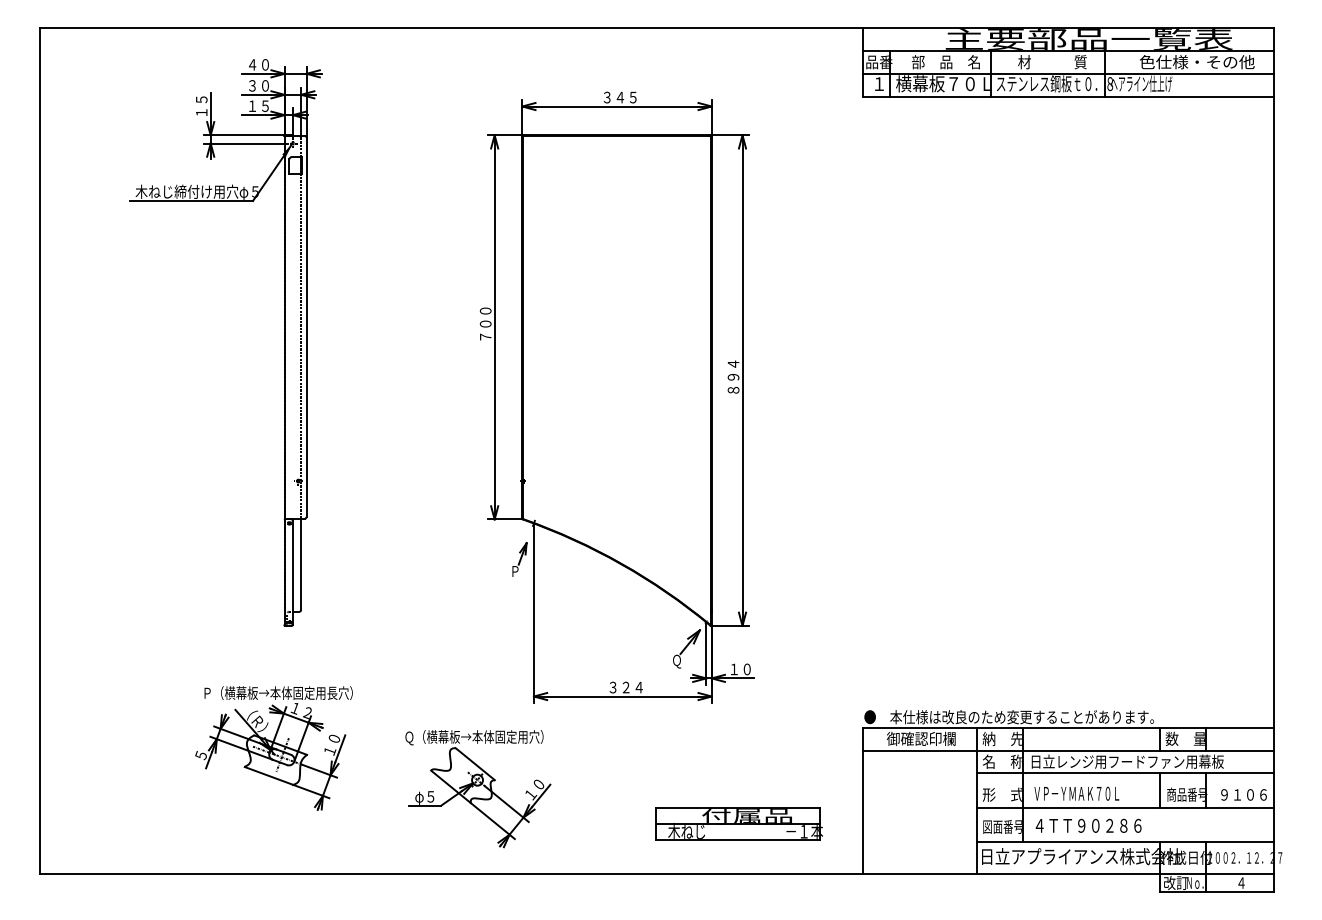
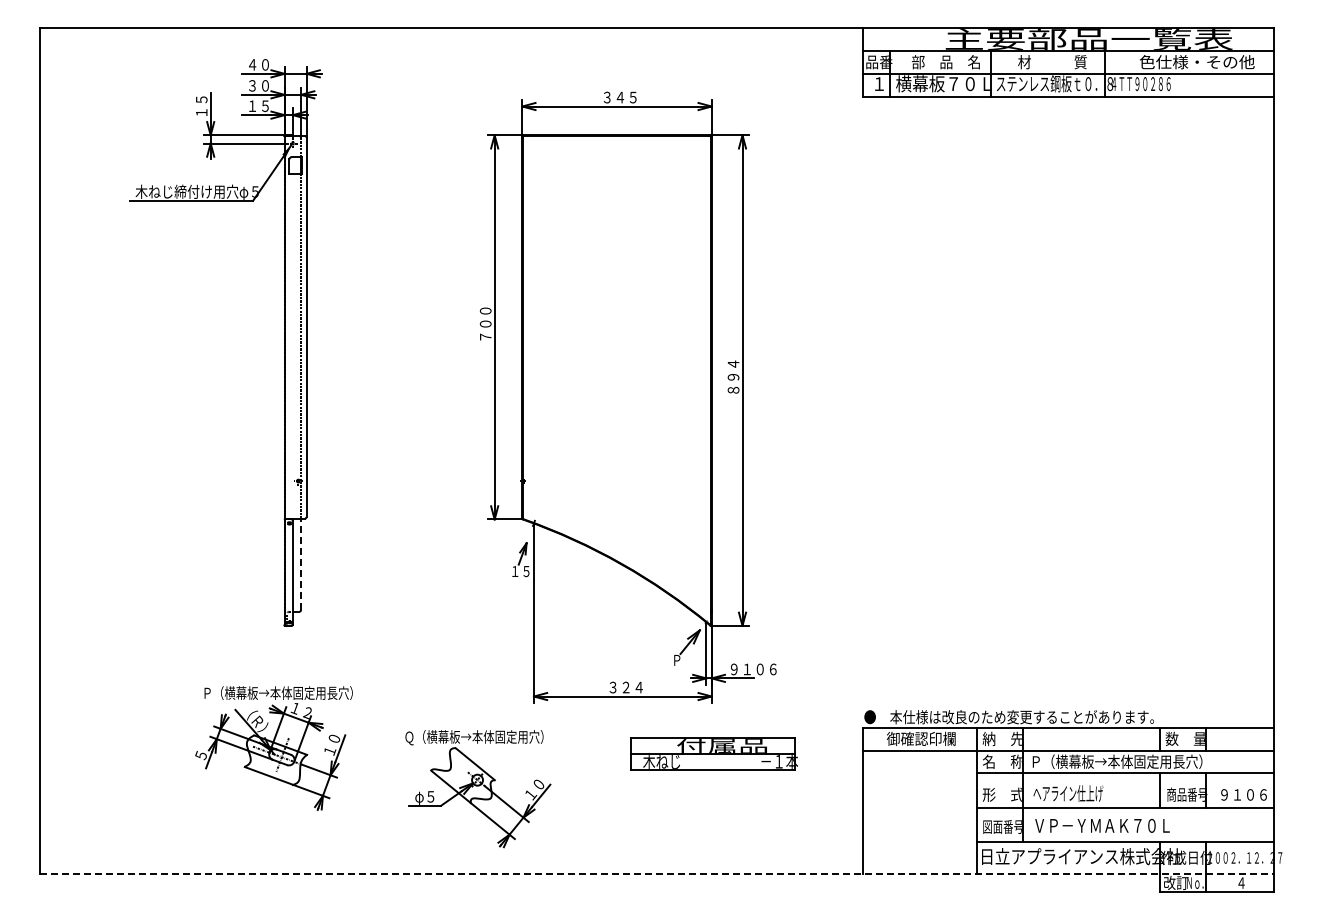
text: ヘアライン仕上げ -> ４ＴＴ９０２８６ (1141, 83)
line: solid -> dashed (301, 564)
text: Ｐ -> １５ (520, 571)
text: Ｑ -> Ｐ (677, 661)
text: １０ -> ９１０６ (753, 669)
text: 日立レンジ用フードファン用幕板 -> Ｐ（横幕板→本体固定用長穴） (1127, 761)
text: ＶＰ－ＹＭＡＫ７０Ｌ -> ヘアライン仕上げ (1076, 793)
part position: (738, 823) -> (713, 753) (713, 753)
text: ４ＴＴ９０２８６ -> ＶＰ－ＹＭＡＫ７０Ｌ (1102, 825)
line: solid -> dashed (657, 874)
